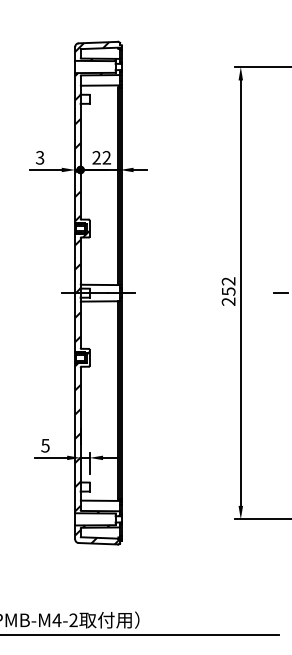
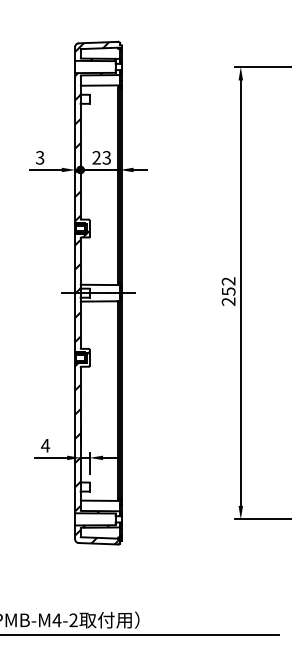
text: 22 -> 23 (106, 157)
line: present -> none (280, 292)
text: 5 -> 4 (45, 445)
